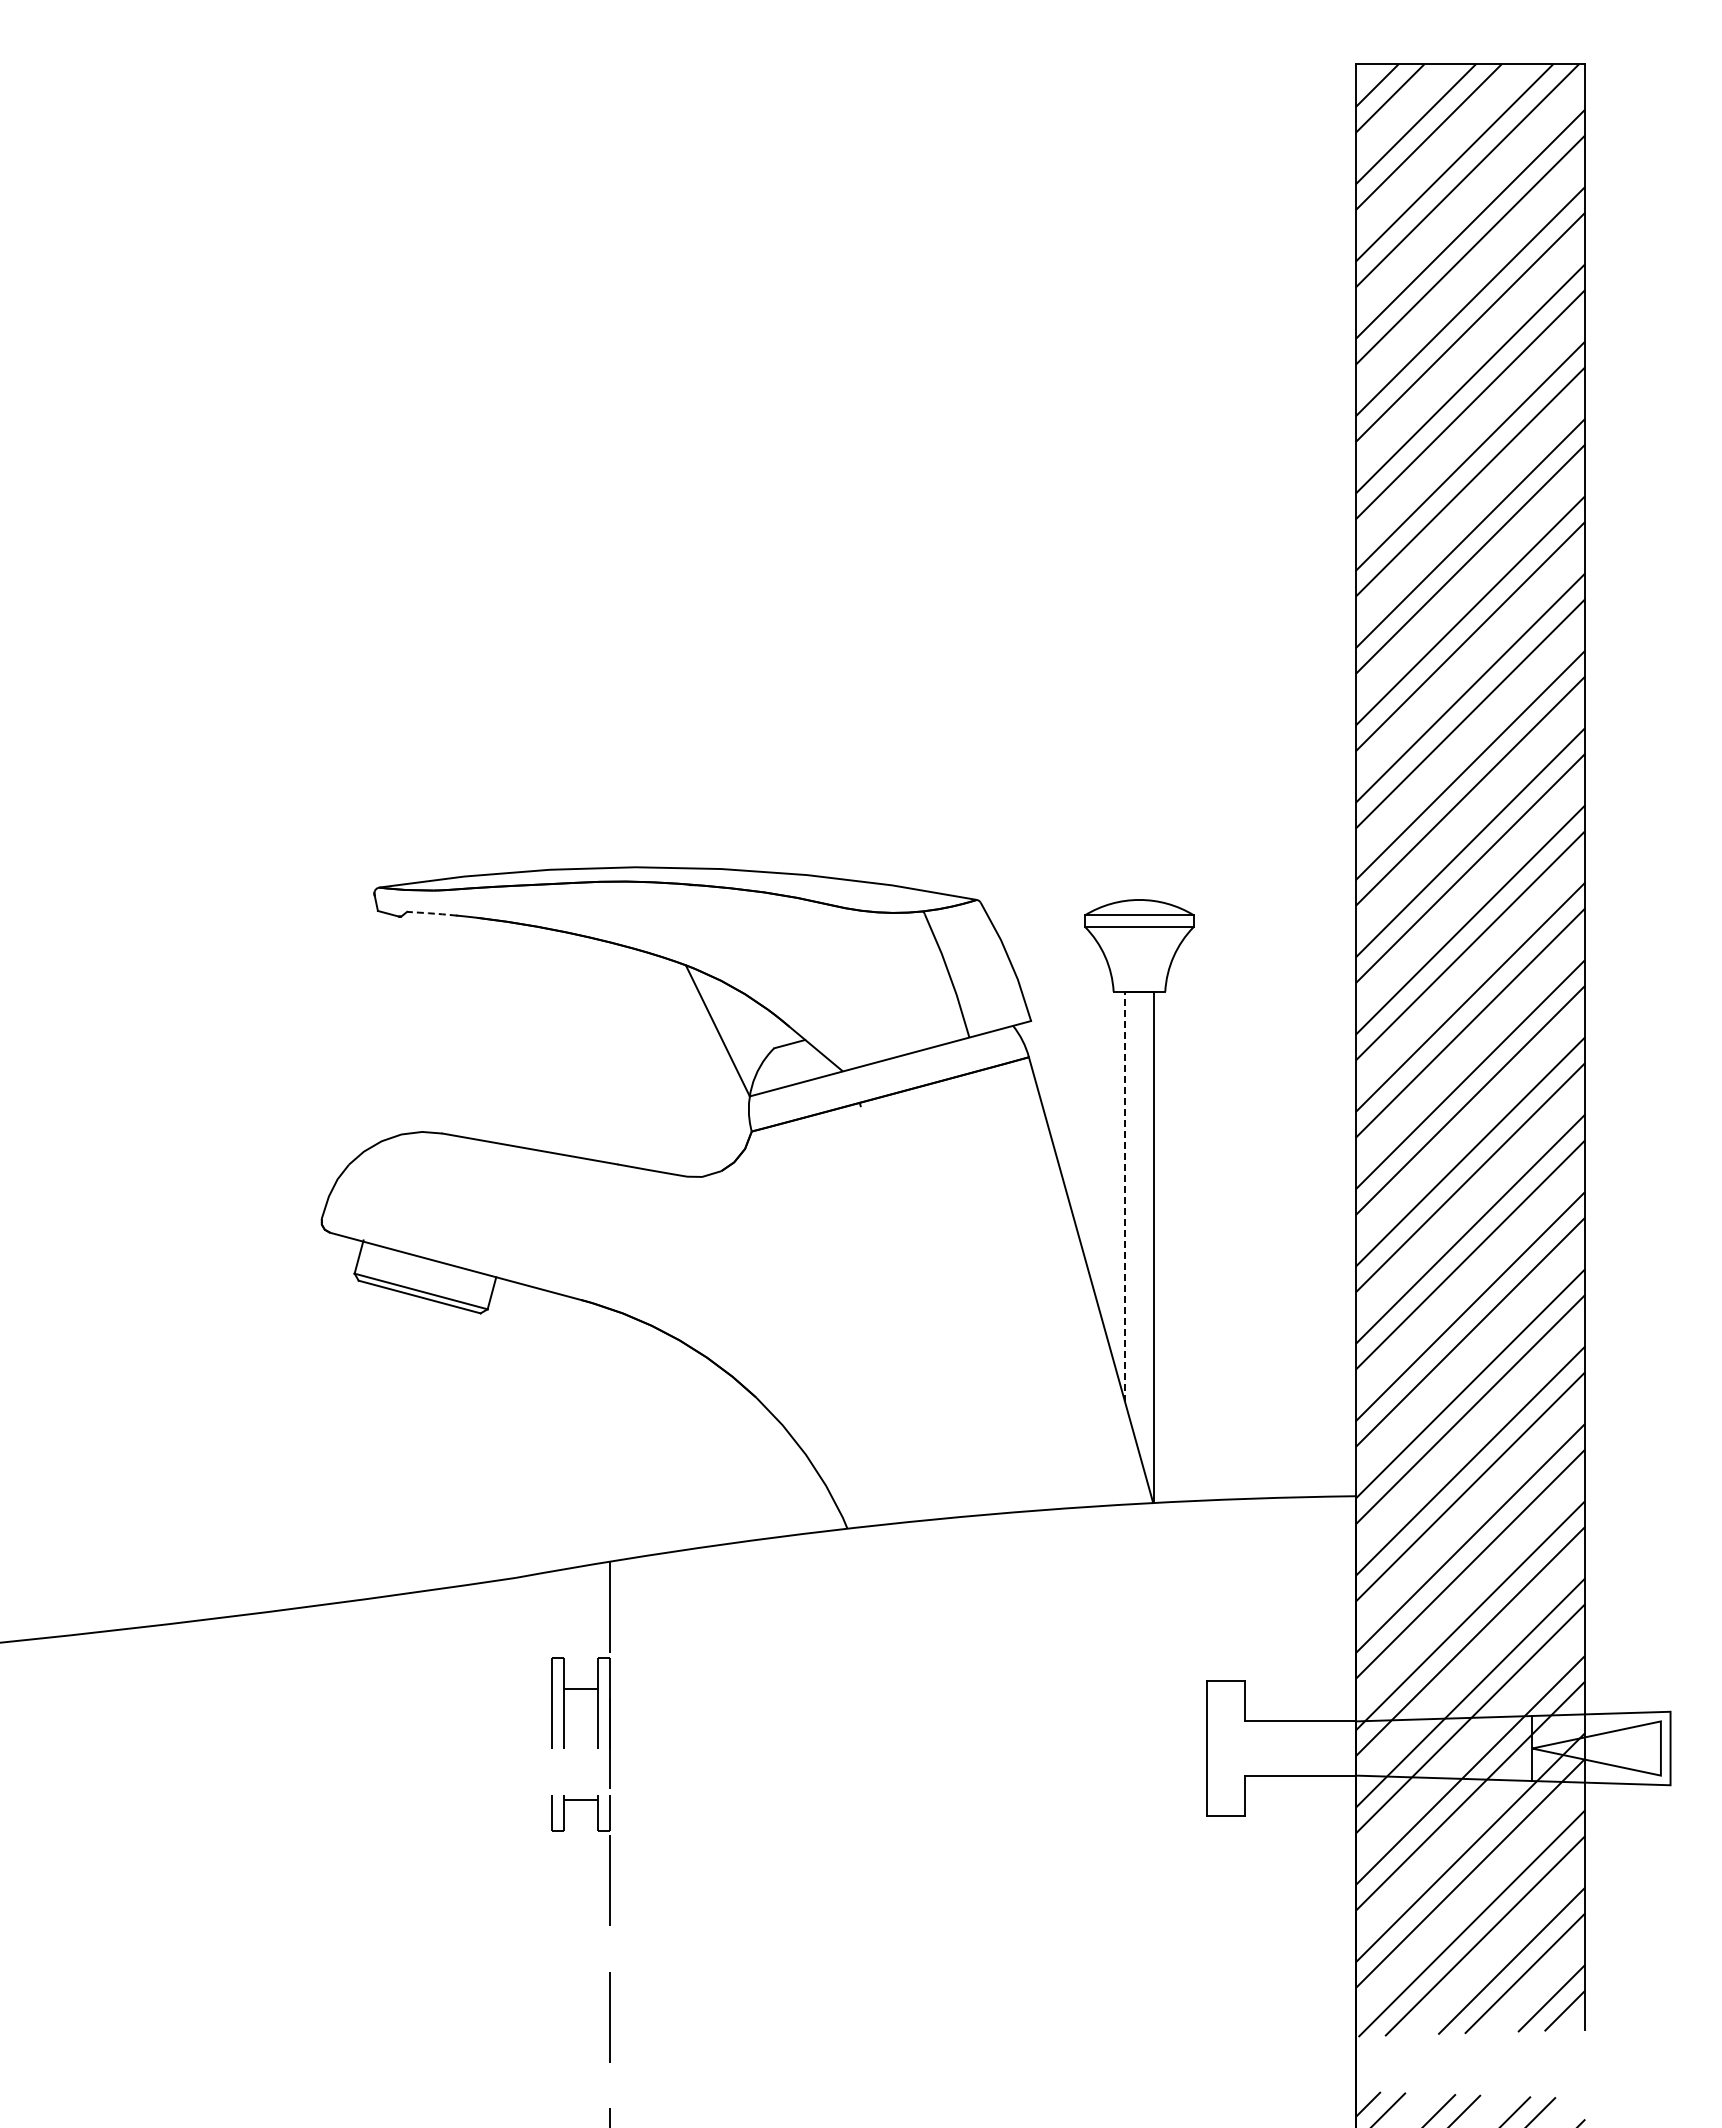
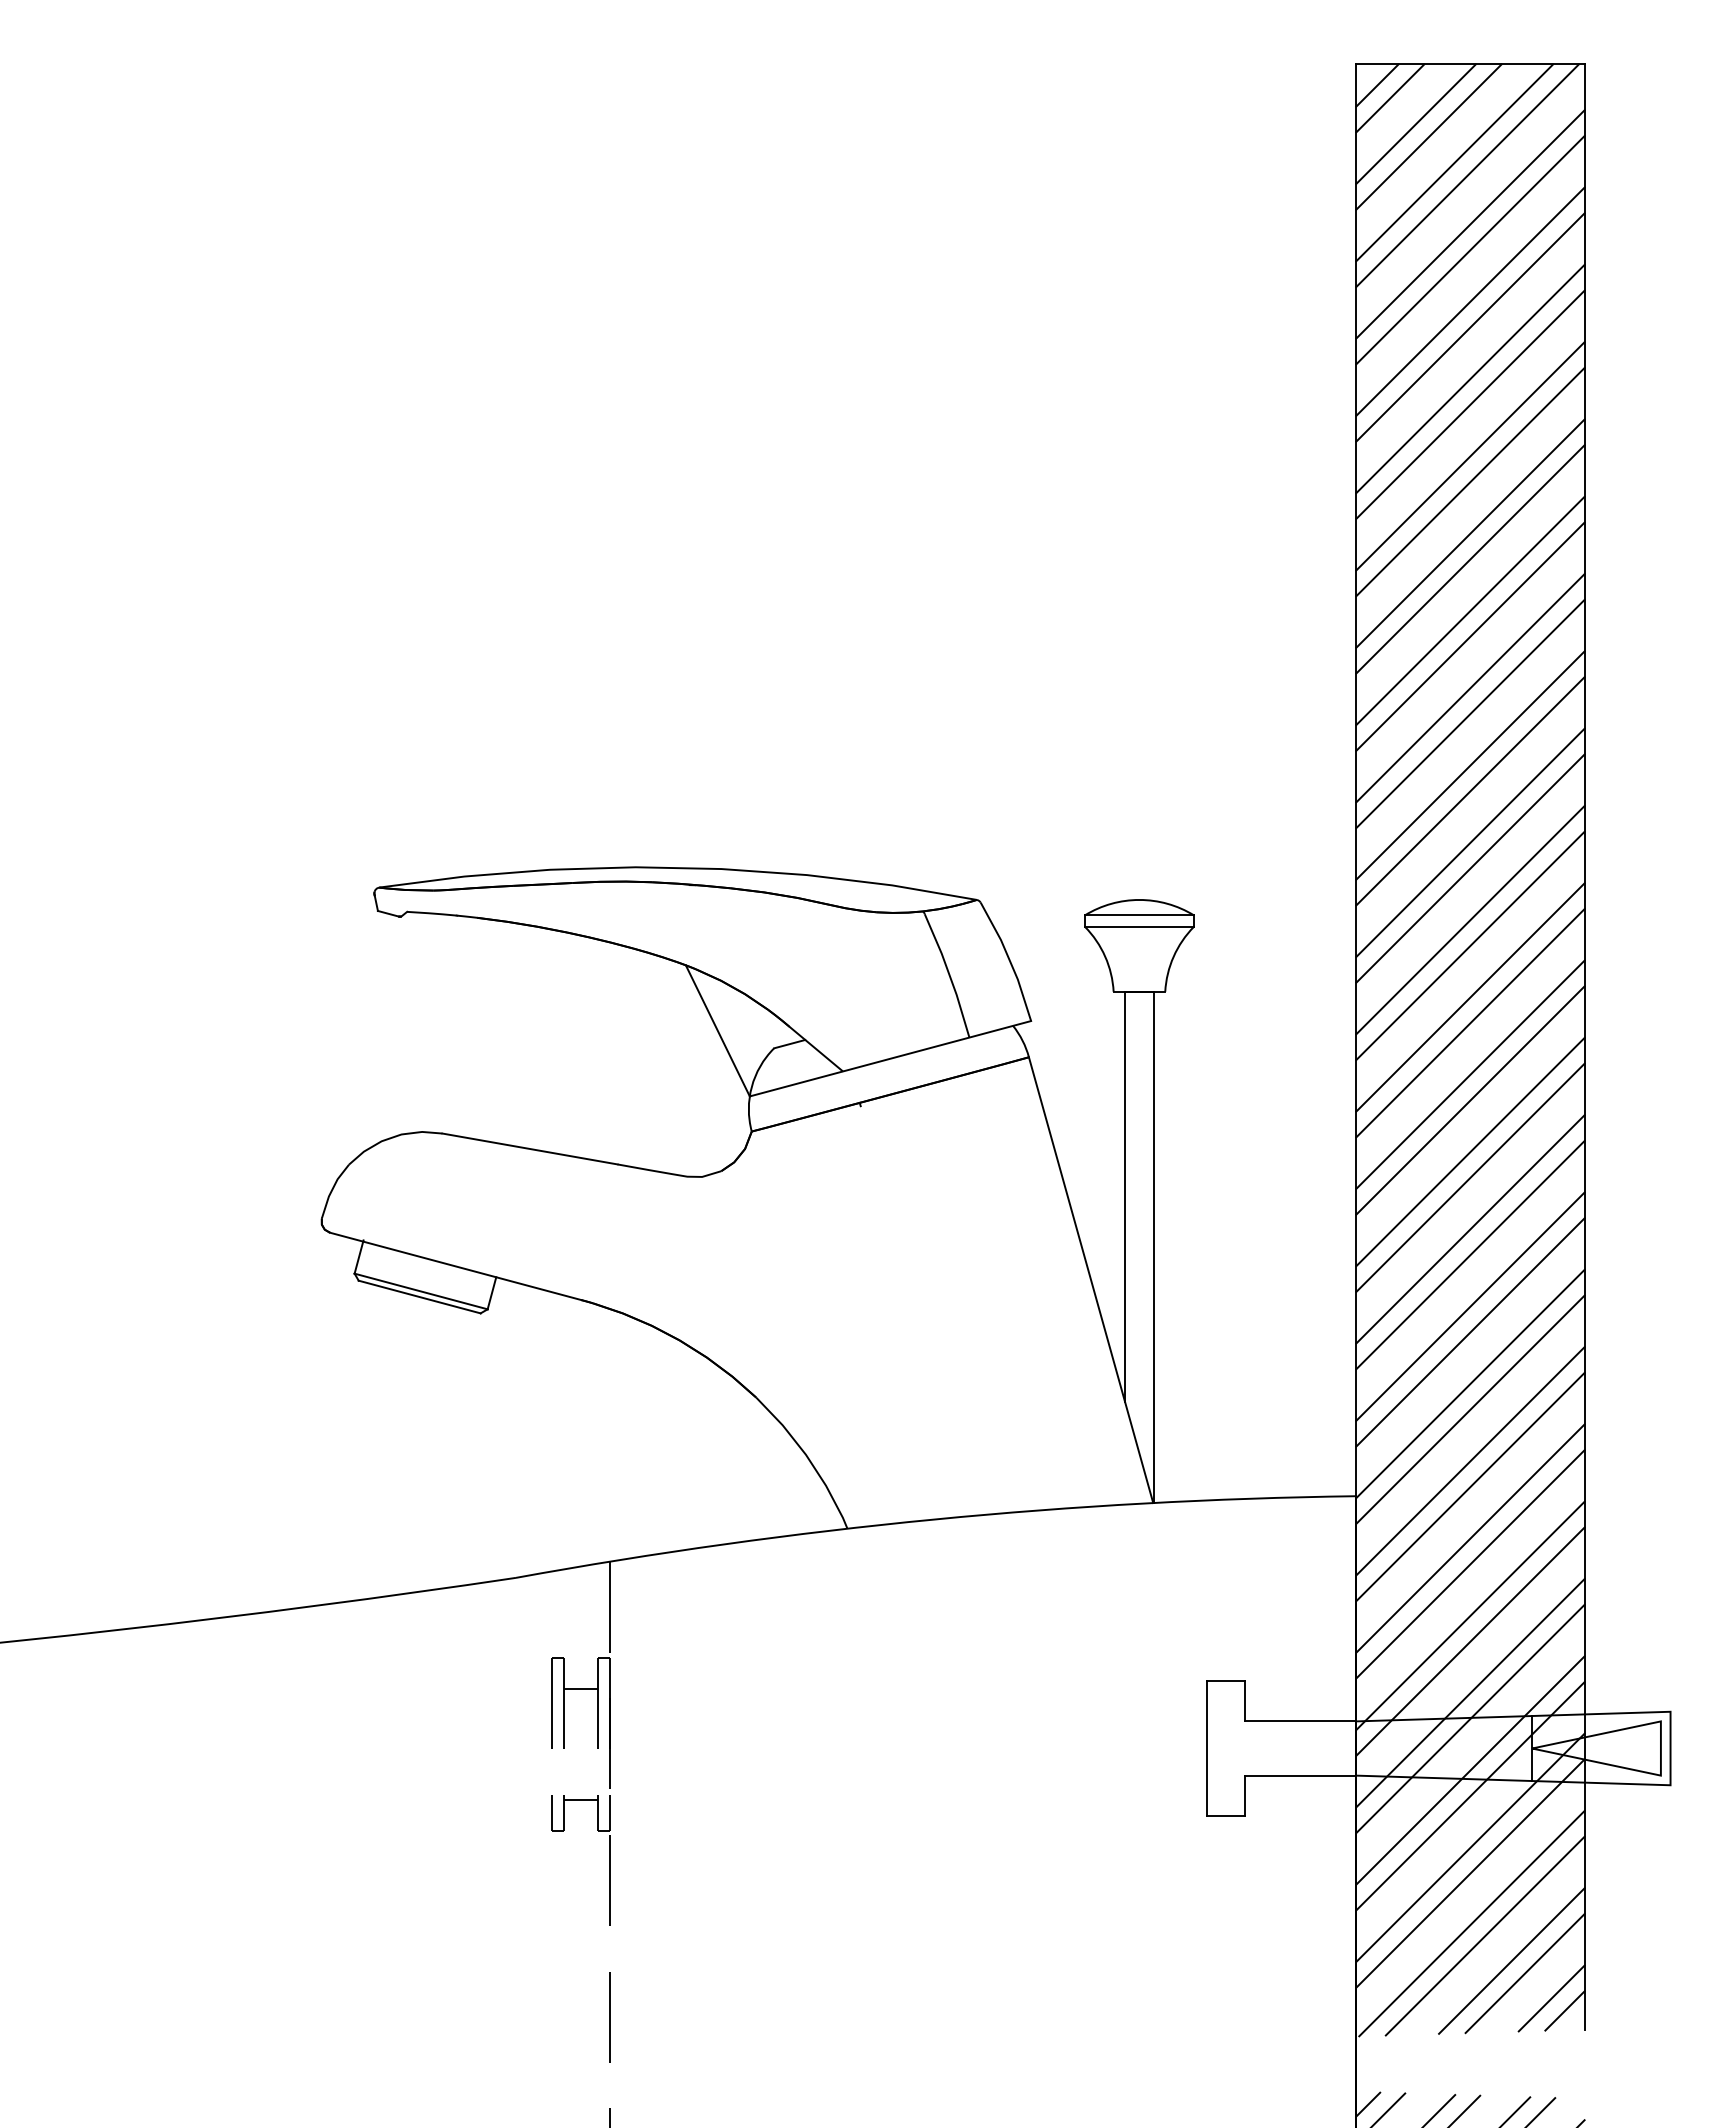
line: dashed -> solid (432, 913)
line: dashed -> solid (1125, 1196)
